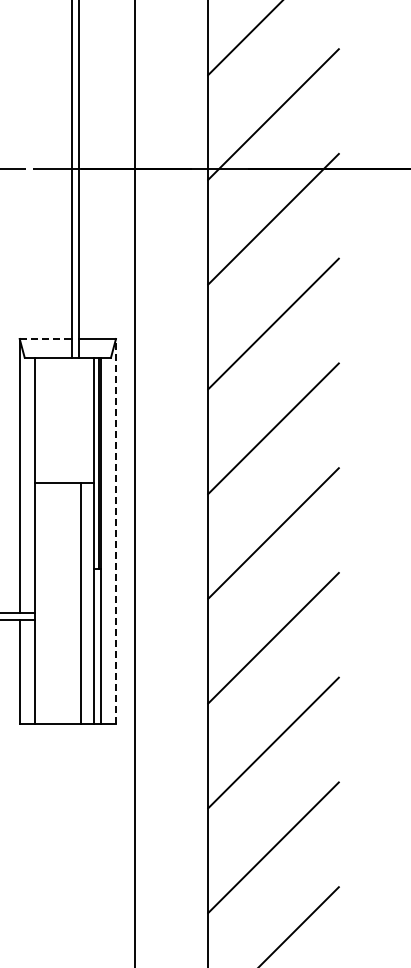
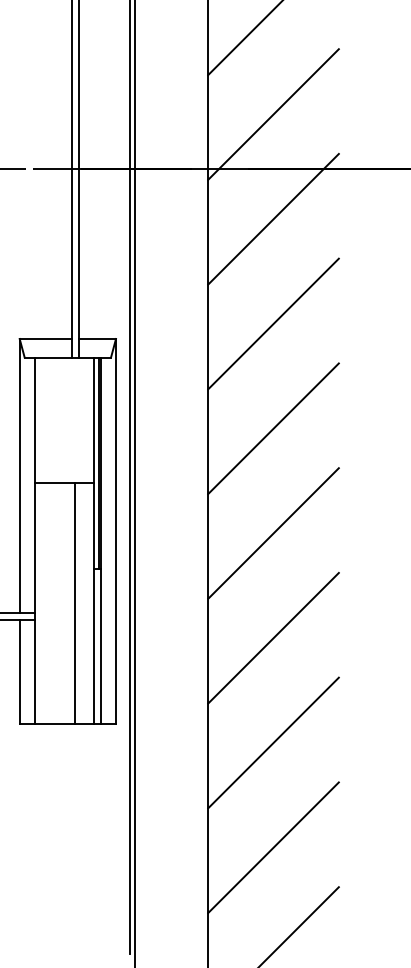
line: dashed -> solid (45, 339)
line: none -> present (129, 477)
line: dashed -> solid (116, 531)
line position: (80, 603) -> (74, 603) (74, 603)
